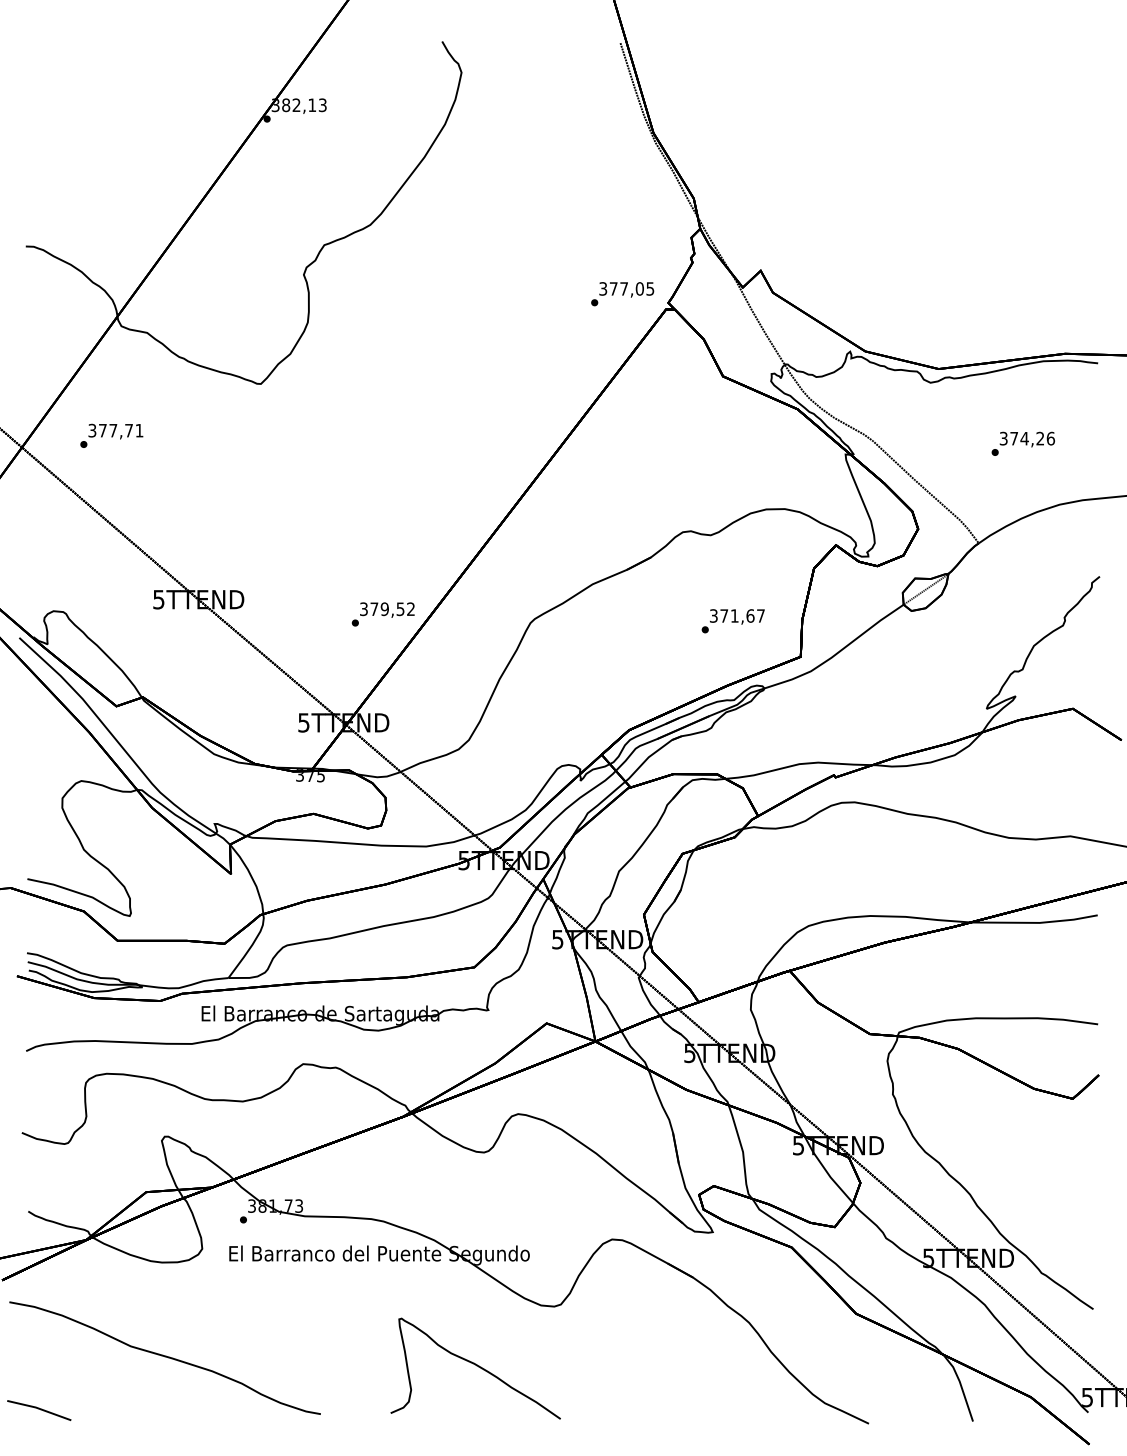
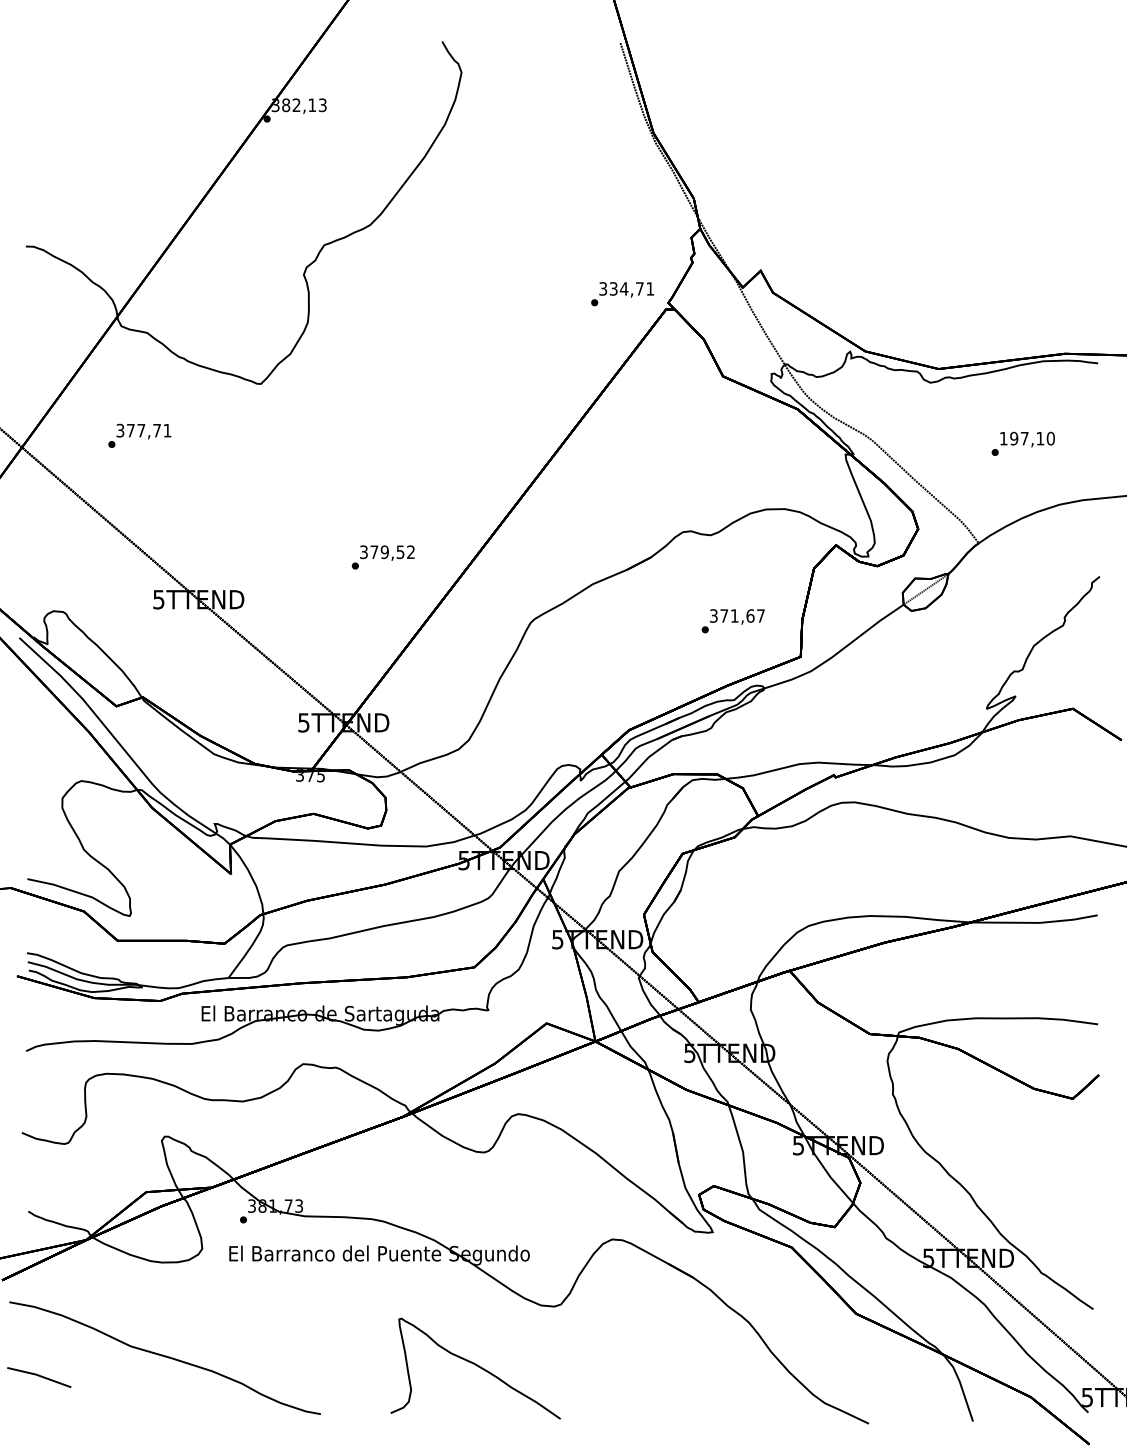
text: 377,05 -> 334,71 (631, 288)
text position: (111, 435) -> (139, 435) (139, 435)
text: 374,26 -> 197,10 (1026, 438)
text position: (382, 614) -> (382, 557) (382, 557)
line position: (39, 1409) -> (39, 1376) (39, 1376)
